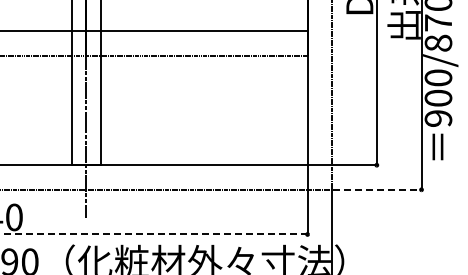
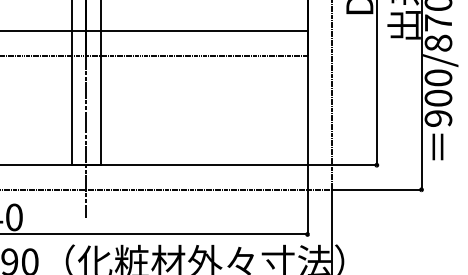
line: dashed -> solid (377, 189)
line: dashed -> solid (154, 234)
